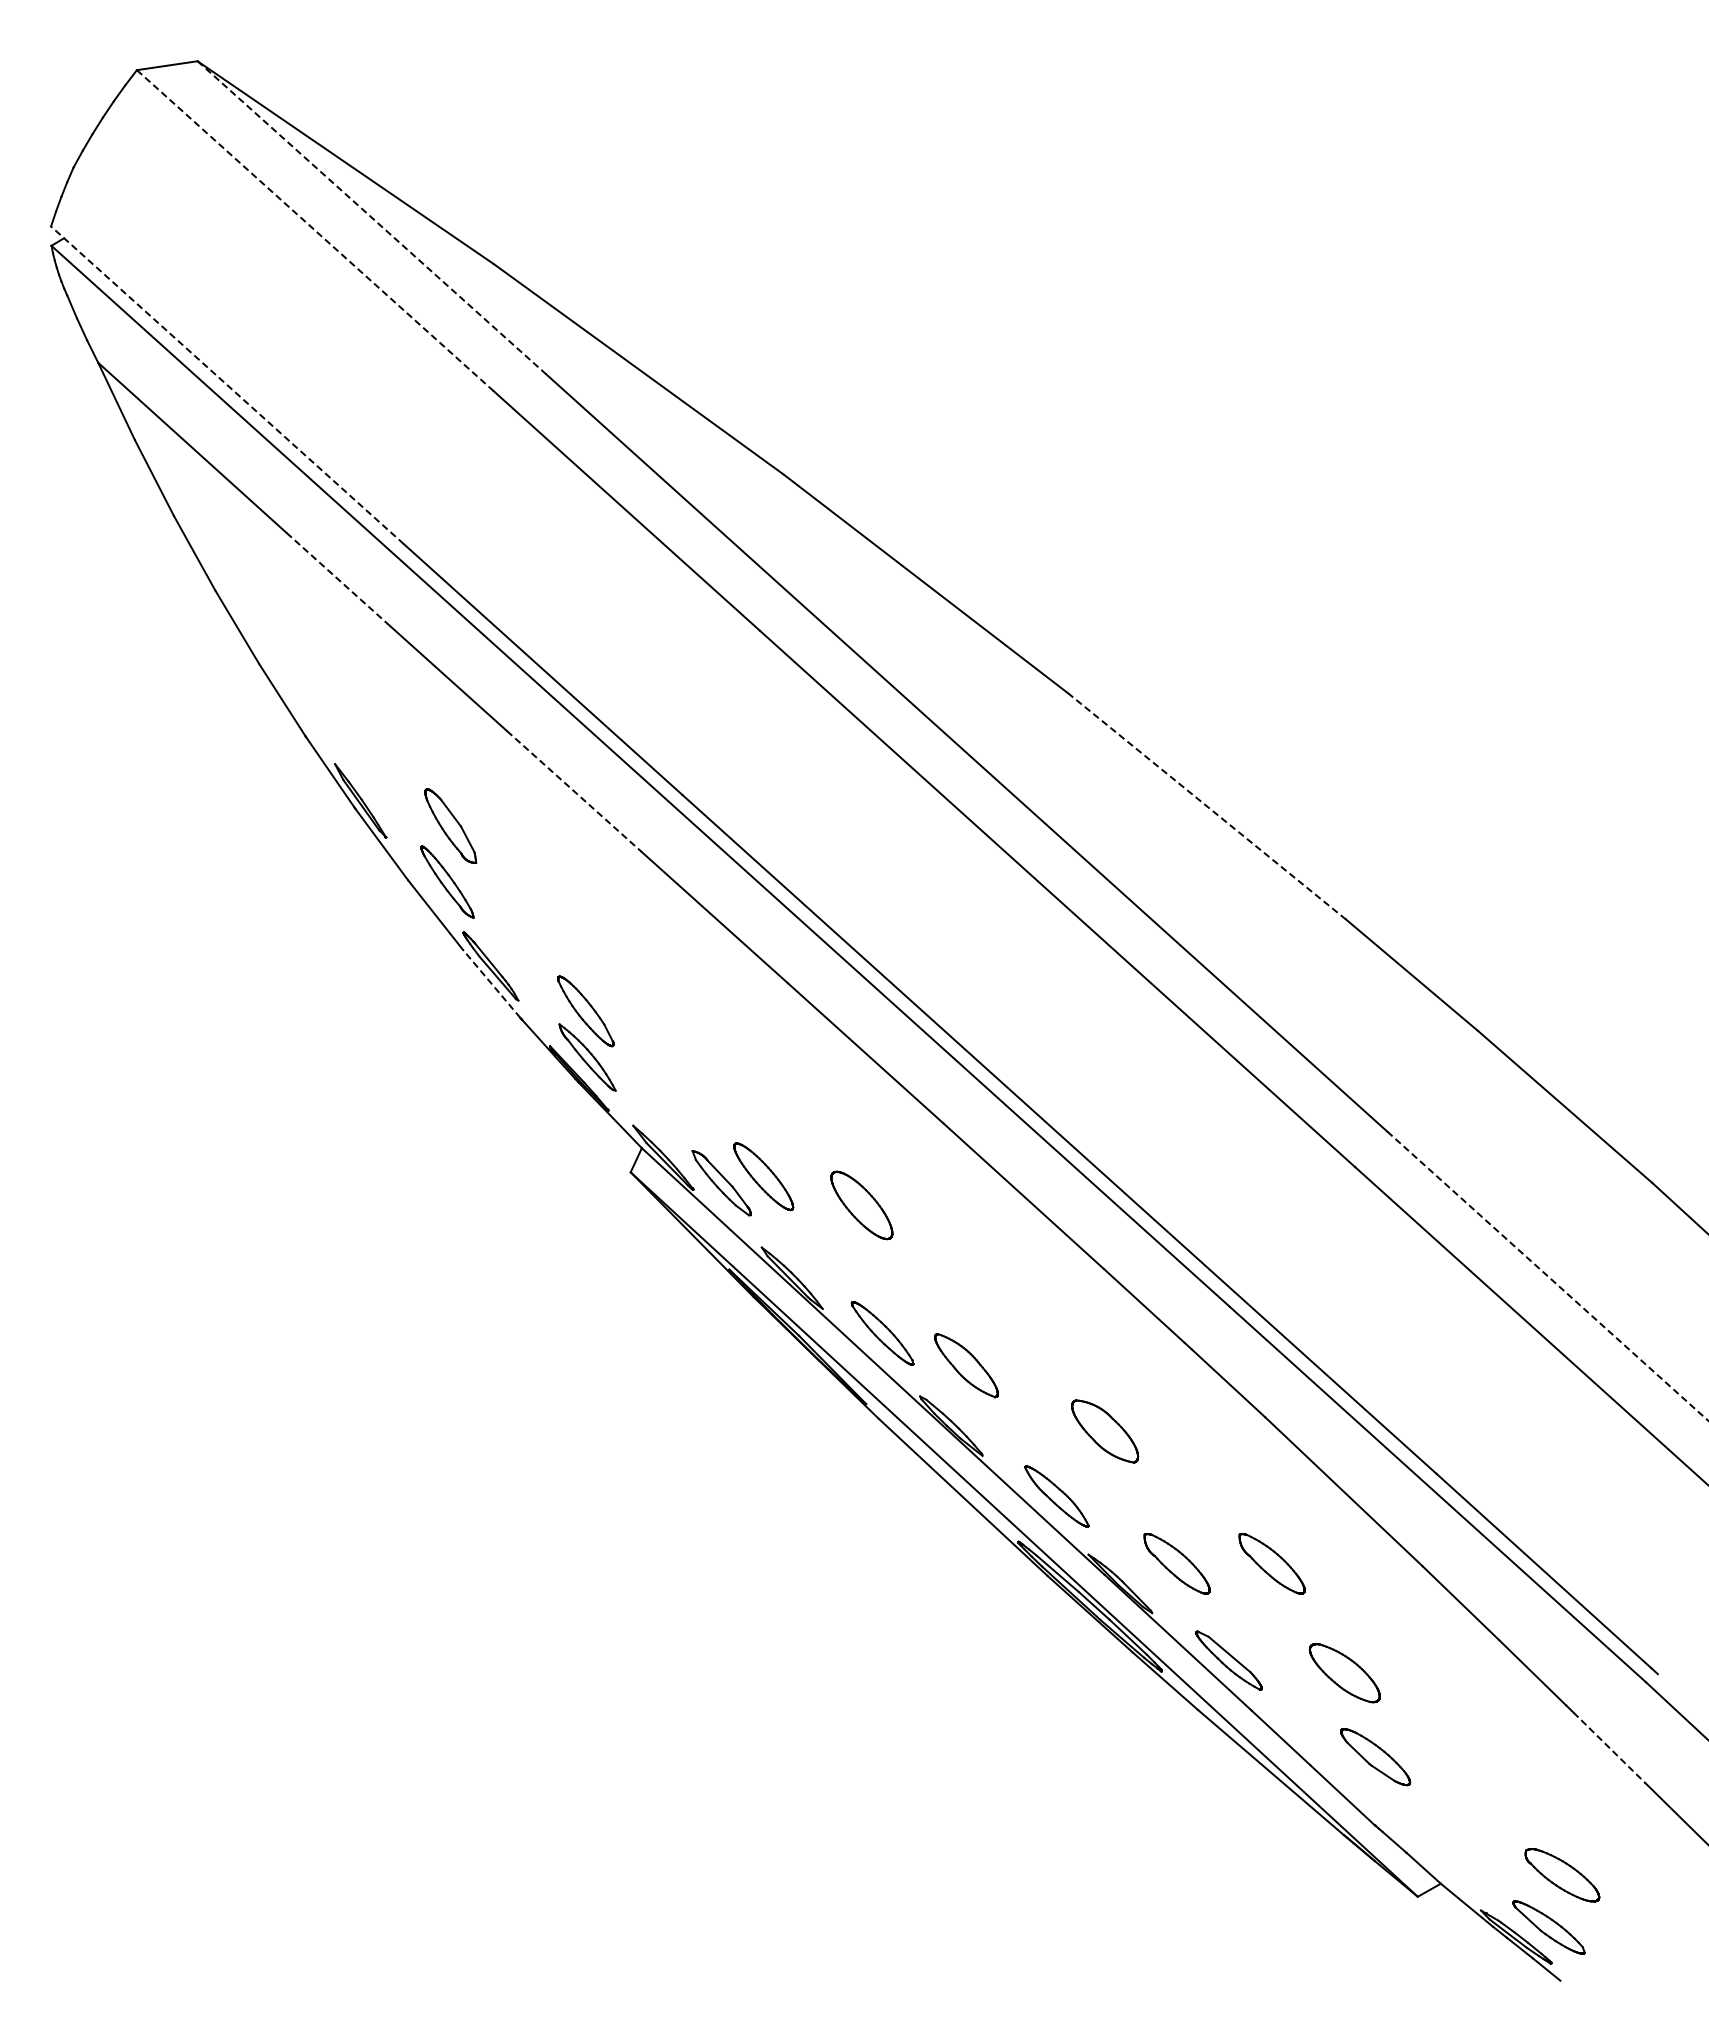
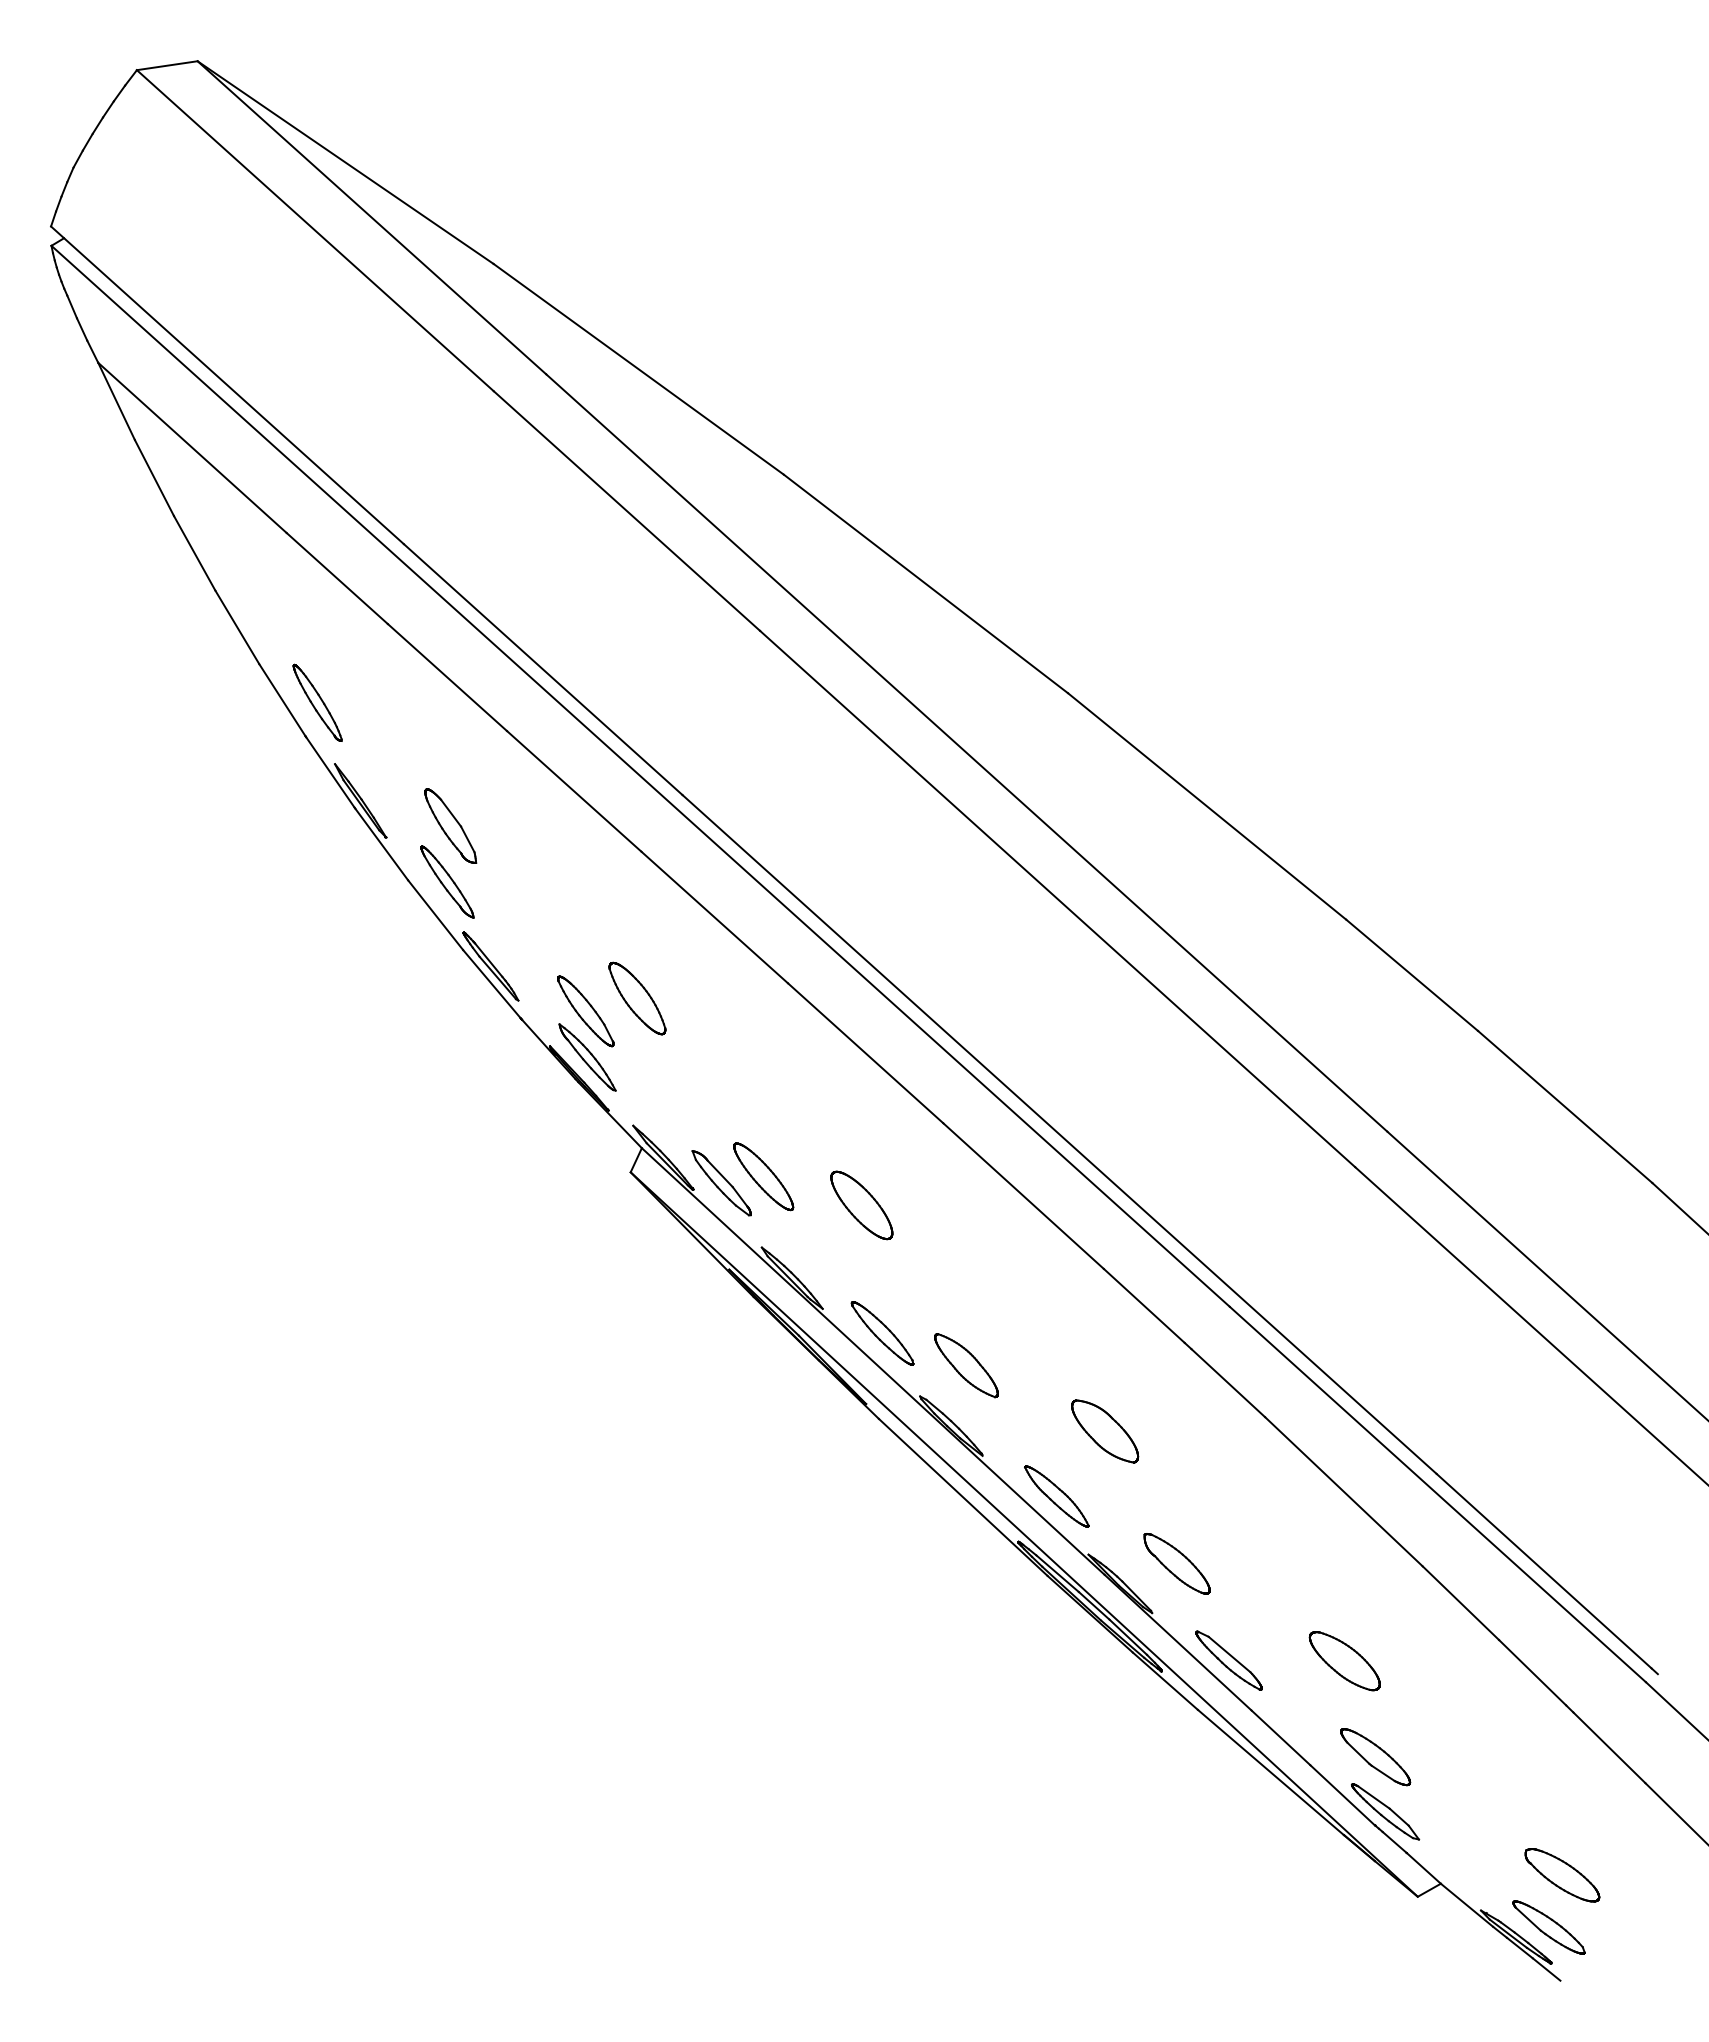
line: dashed -> solid (372, 218)
line: dashed -> solid (314, 230)
line: dashed -> solid (227, 385)
line: dashed -> solid (337, 578)
part: none -> present (317, 702)
line: dashed -> solid (574, 791)
line: dashed -> solid (1206, 806)
line: dashed -> solid (491, 983)
part: none -> present (637, 998)
line: dashed -> solid (1548, 1276)
part: present -> none (1271, 1563)
part position: (1344, 1673) -> (1344, 1661) (1344, 1661)
line: dashed -> solid (1609, 1748)
part: none -> present (1385, 1811)
